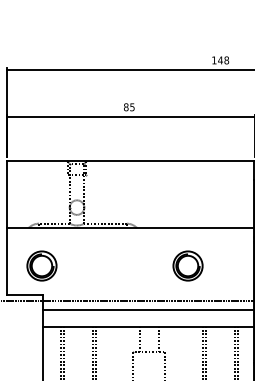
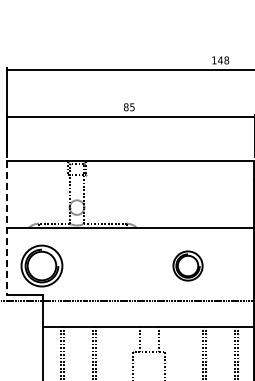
line: solid -> dashed (6, 228)
part size: 32x32 px -> 44x44 px (41, 265)
line: present -> none (147, 309)
